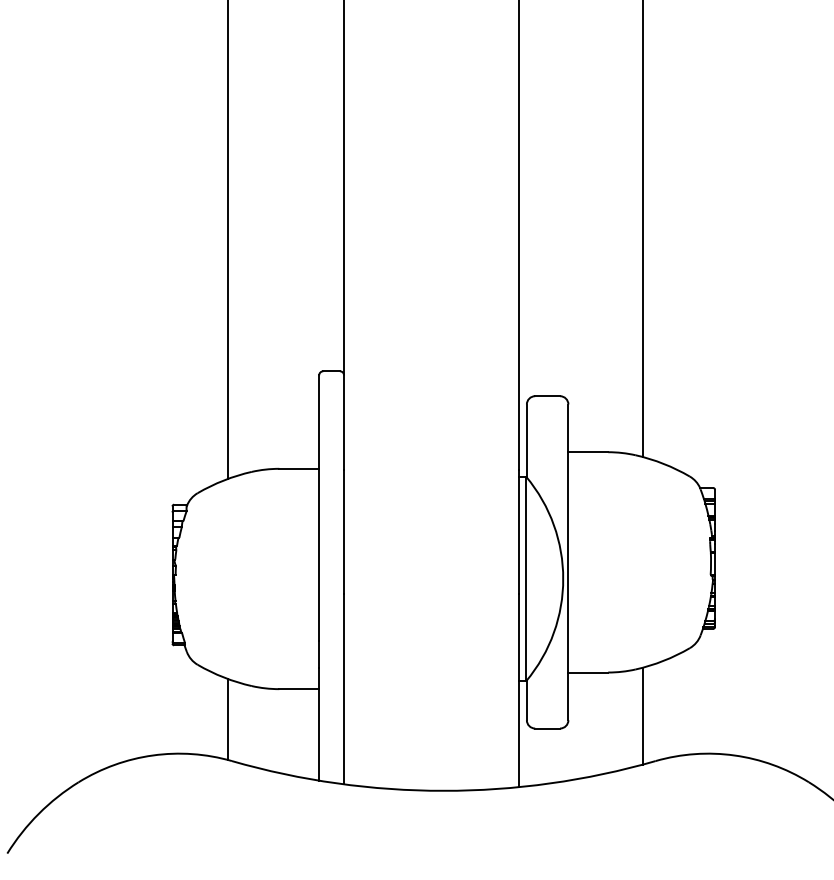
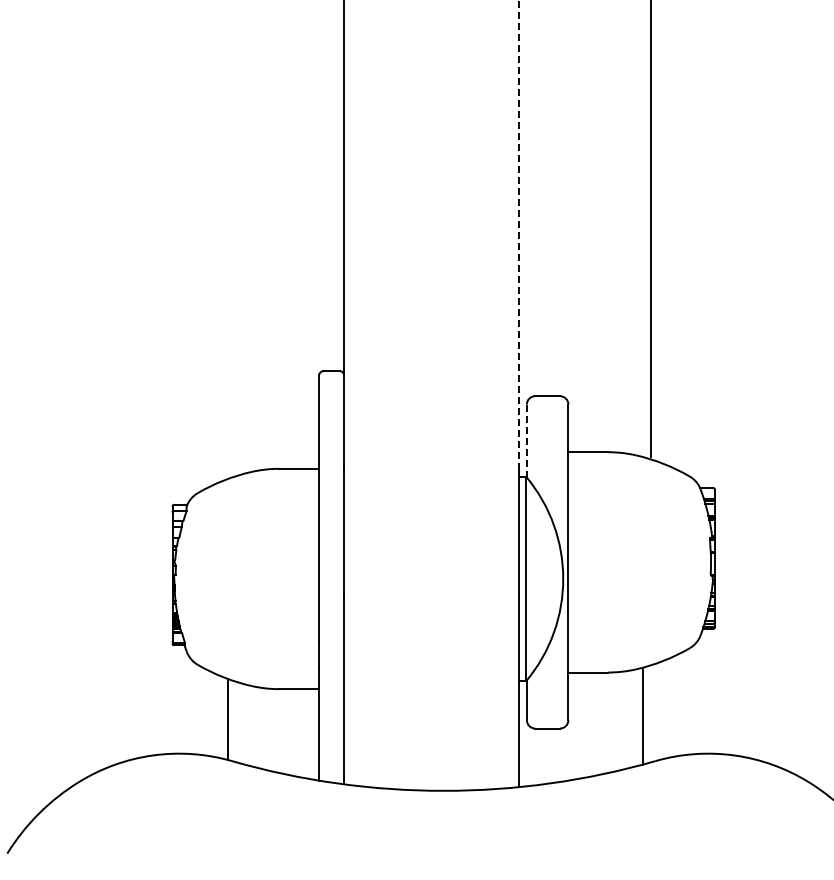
line position: (643, 229) -> (651, 229) (651, 229)
line: solid -> dashed (518, 235)
line: present -> none (227, 240)
line: solid -> dashed (526, 441)
